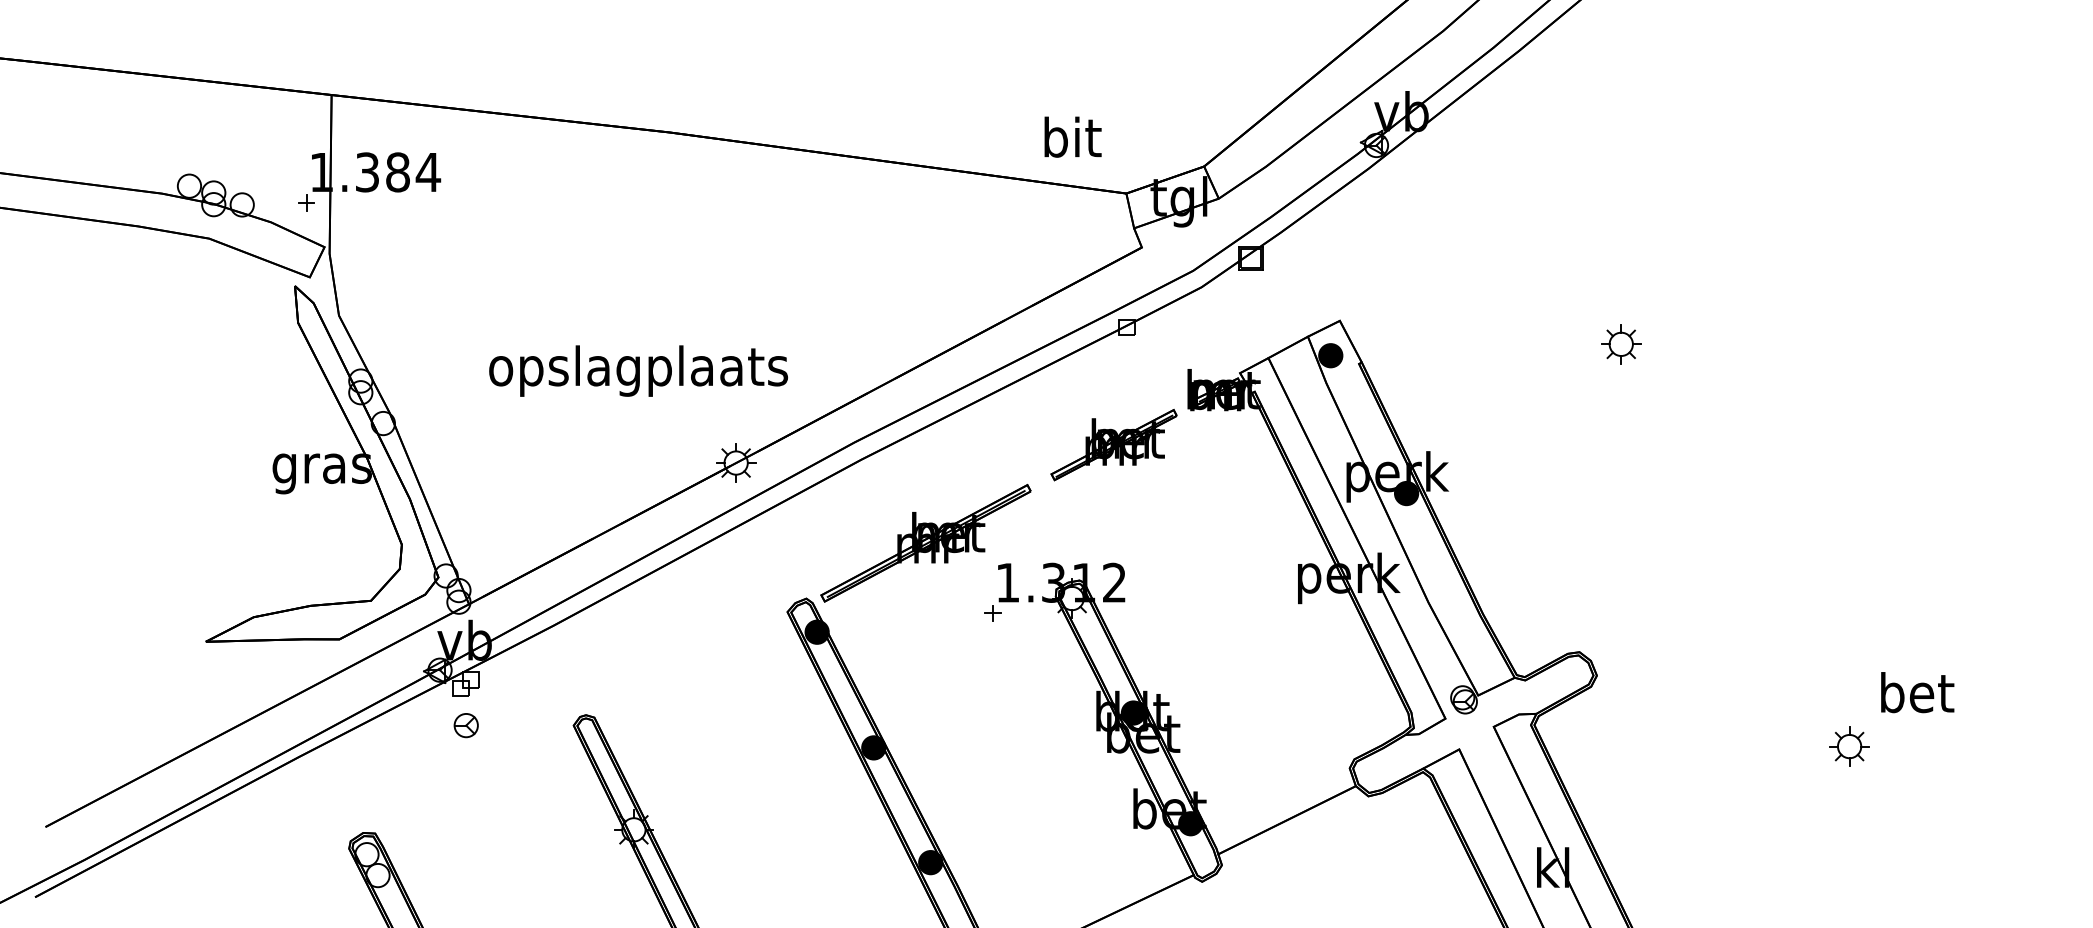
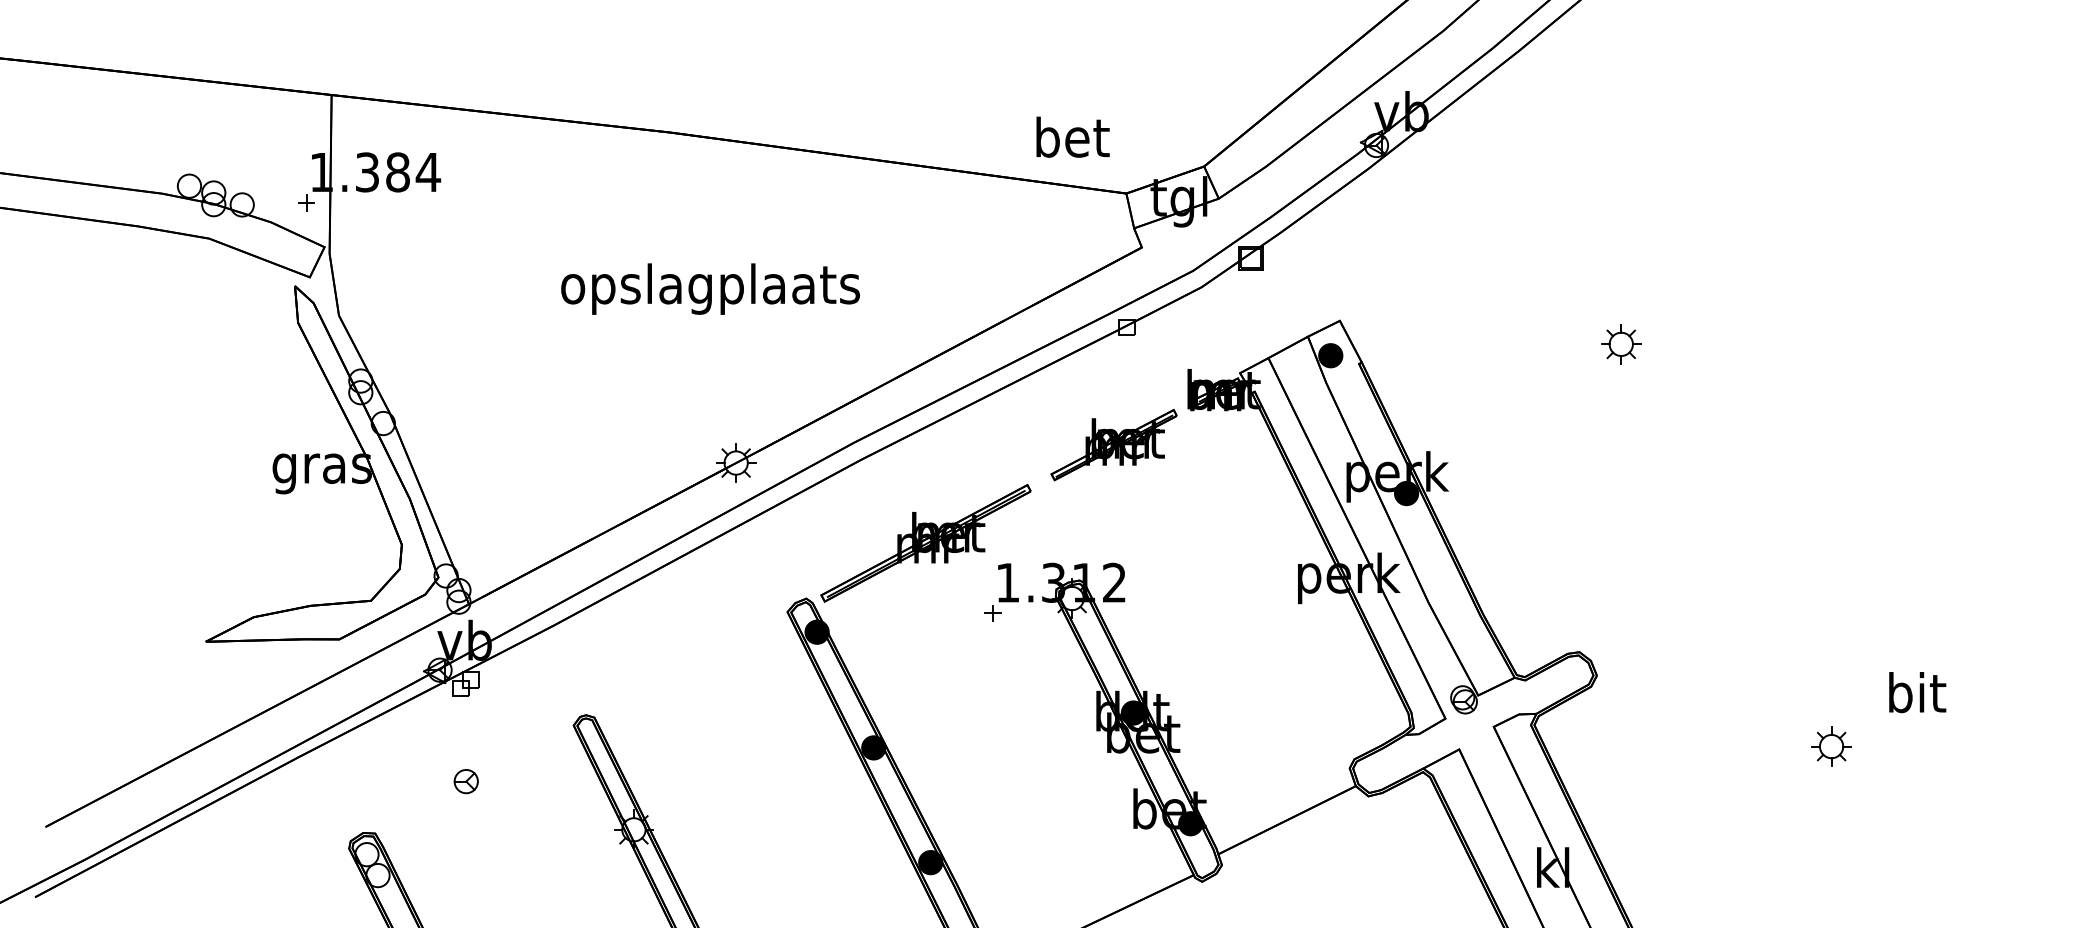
text: bit -> bet (1072, 136)
text position: (638, 370) -> (710, 288) (710, 288)
text: bet -> bit (1917, 692)
part position: (465, 725) -> (465, 781) (465, 781)
part position: (1849, 746) -> (1831, 746) (1831, 746)
